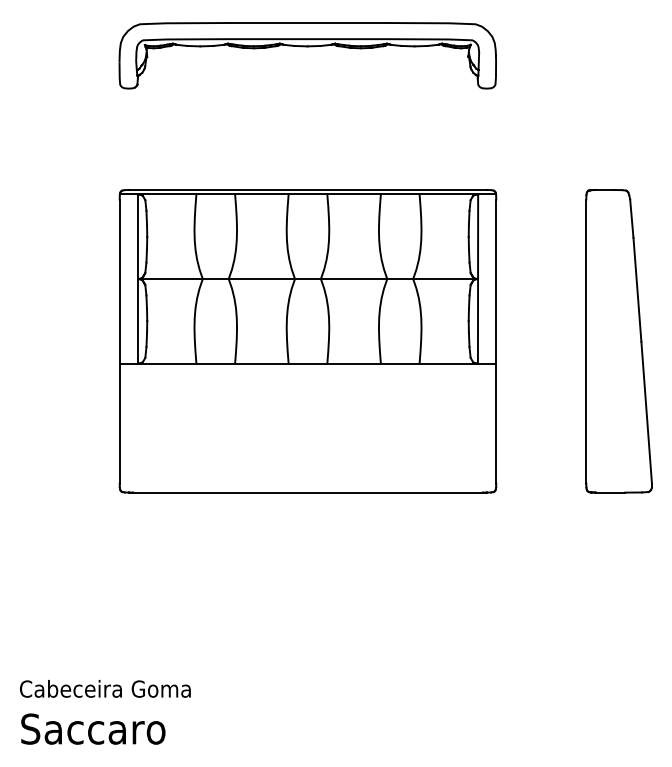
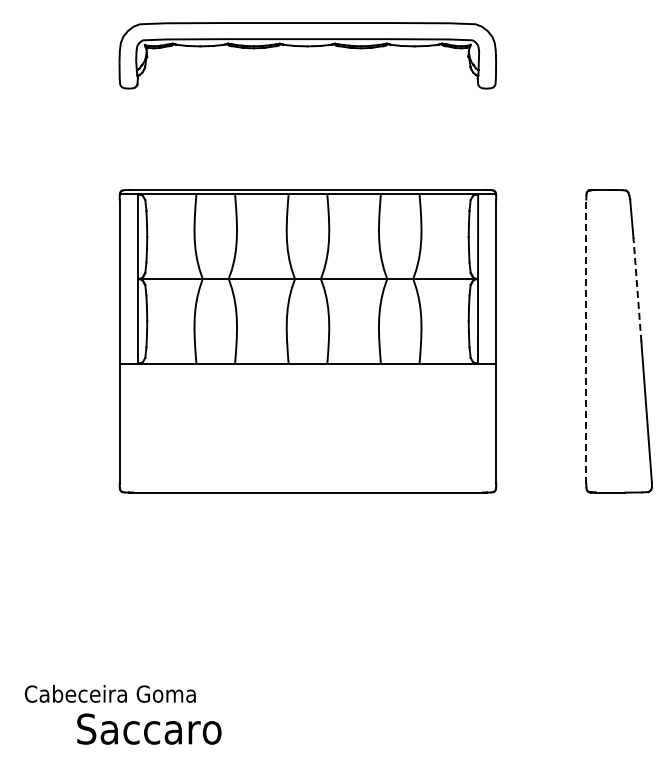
line: solid -> dashed (637, 289)
line: solid -> dashed (586, 341)
text position: (105, 688) -> (110, 693) (110, 693)
text position: (93, 728) -> (149, 728) (149, 728)
